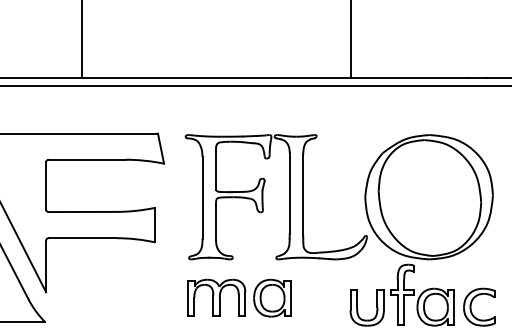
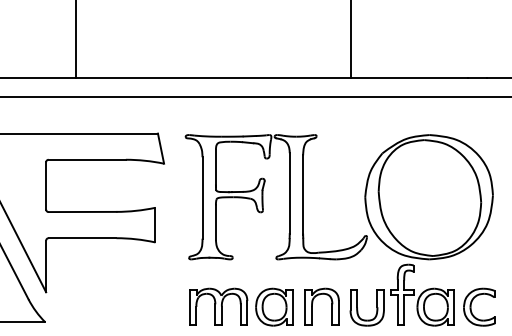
line position: (81, 39) -> (75, 39) (75, 39)
line position: (255, 85) -> (255, 96) (255, 96)
part position: (239, 297) -> (241, 306) (241, 306)
part: none -> present (313, 302)
